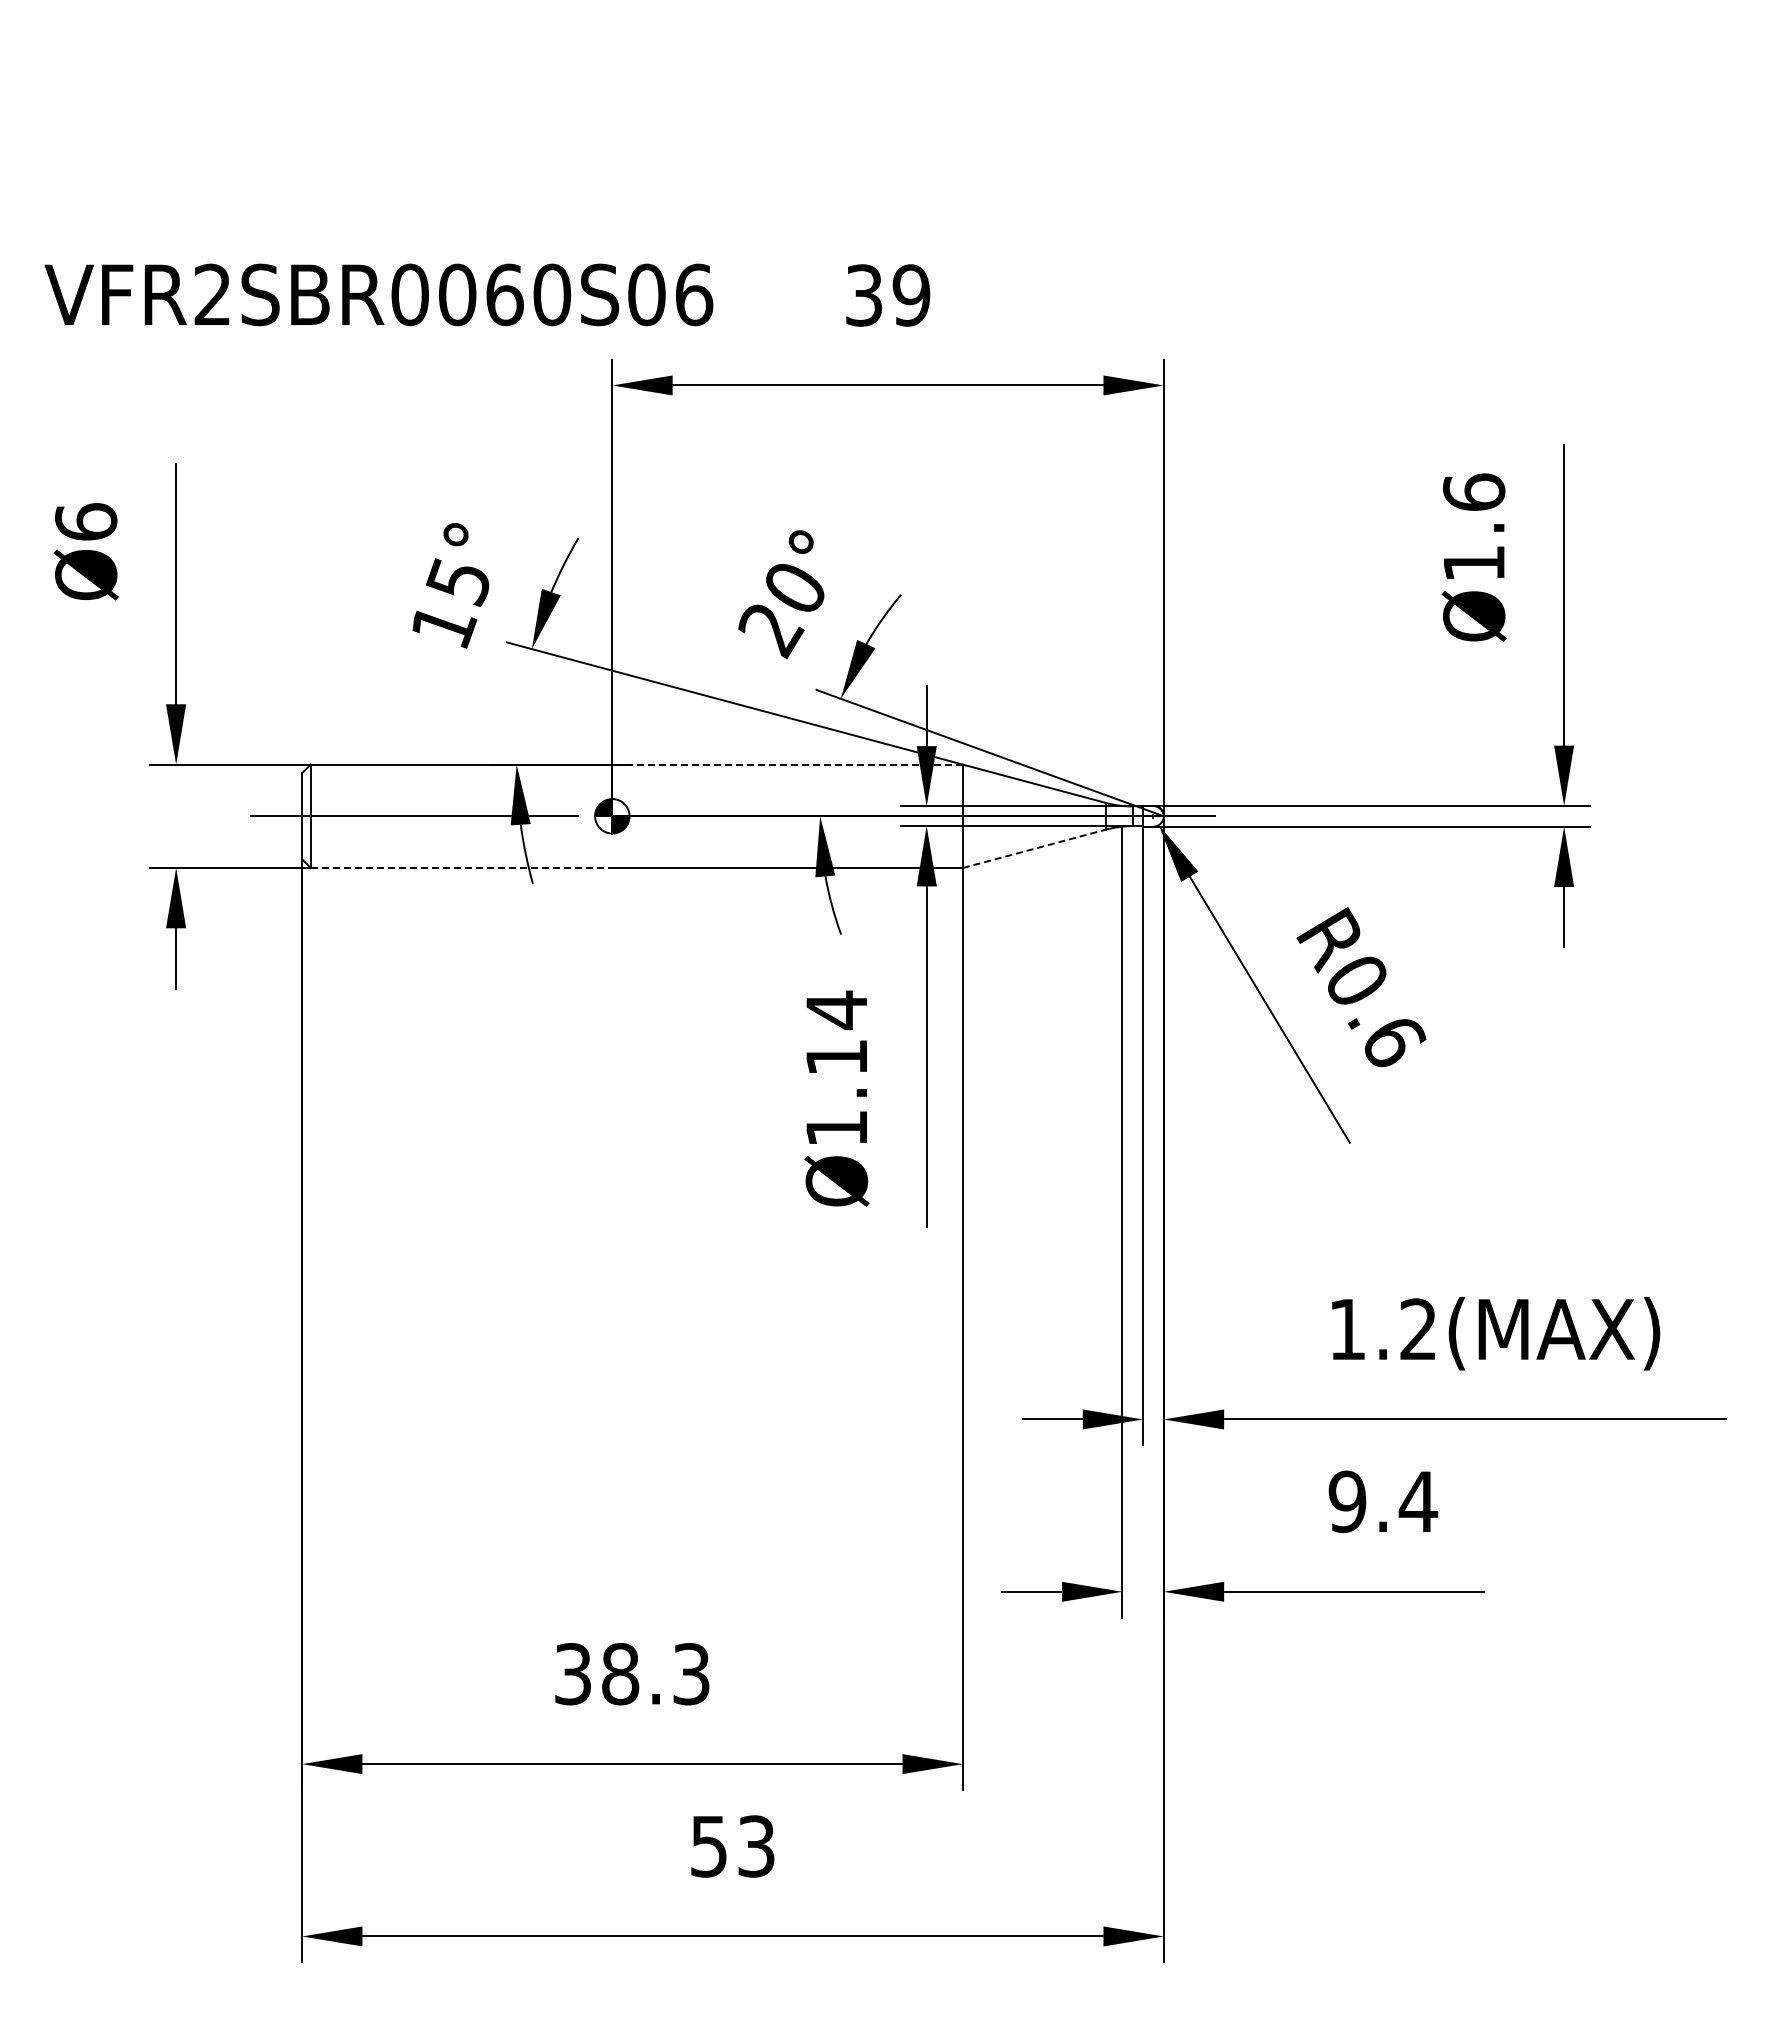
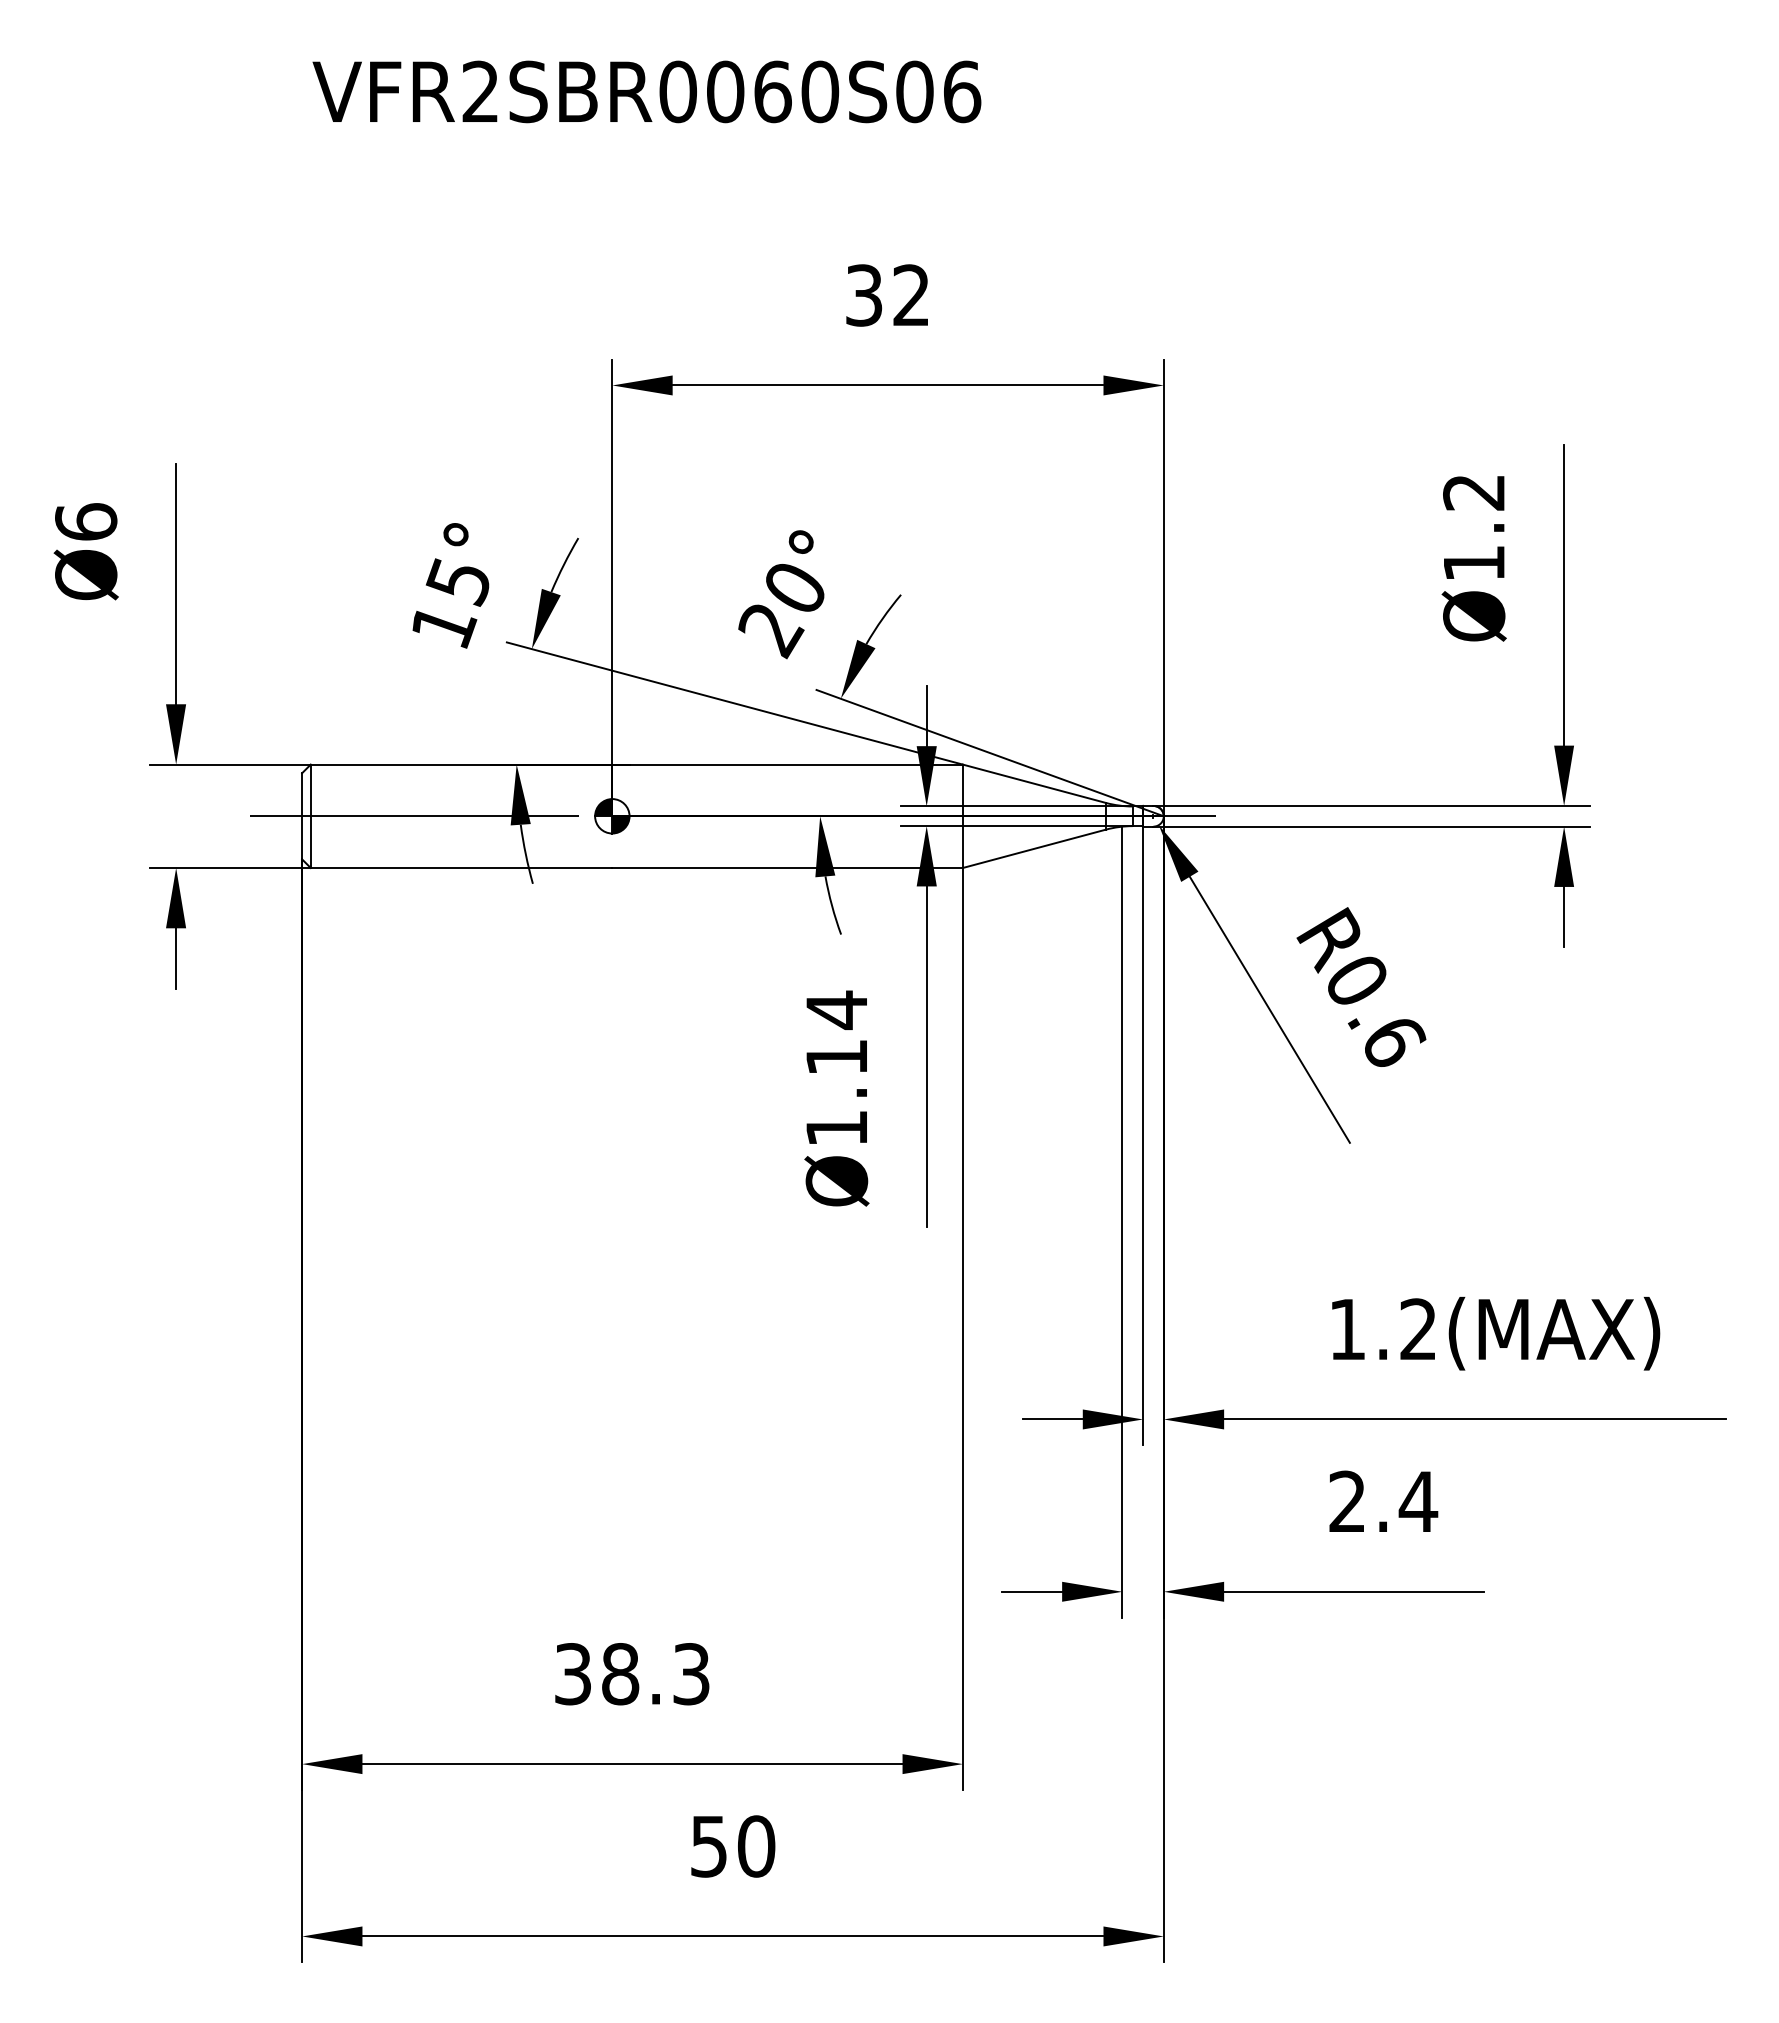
text position: (378, 294) -> (646, 91) (646, 91)
text: 39 -> 32 (911, 295)
text: Ø1.6 -> Ø1.2 (1474, 491)
line: dashed -> solid (787, 764)
line: dashed -> solid (1034, 848)
line: dashed -> solid (461, 868)
text: 9.4 -> 2.4 (1347, 1501)
text: 53 -> 50 (756, 1846)
